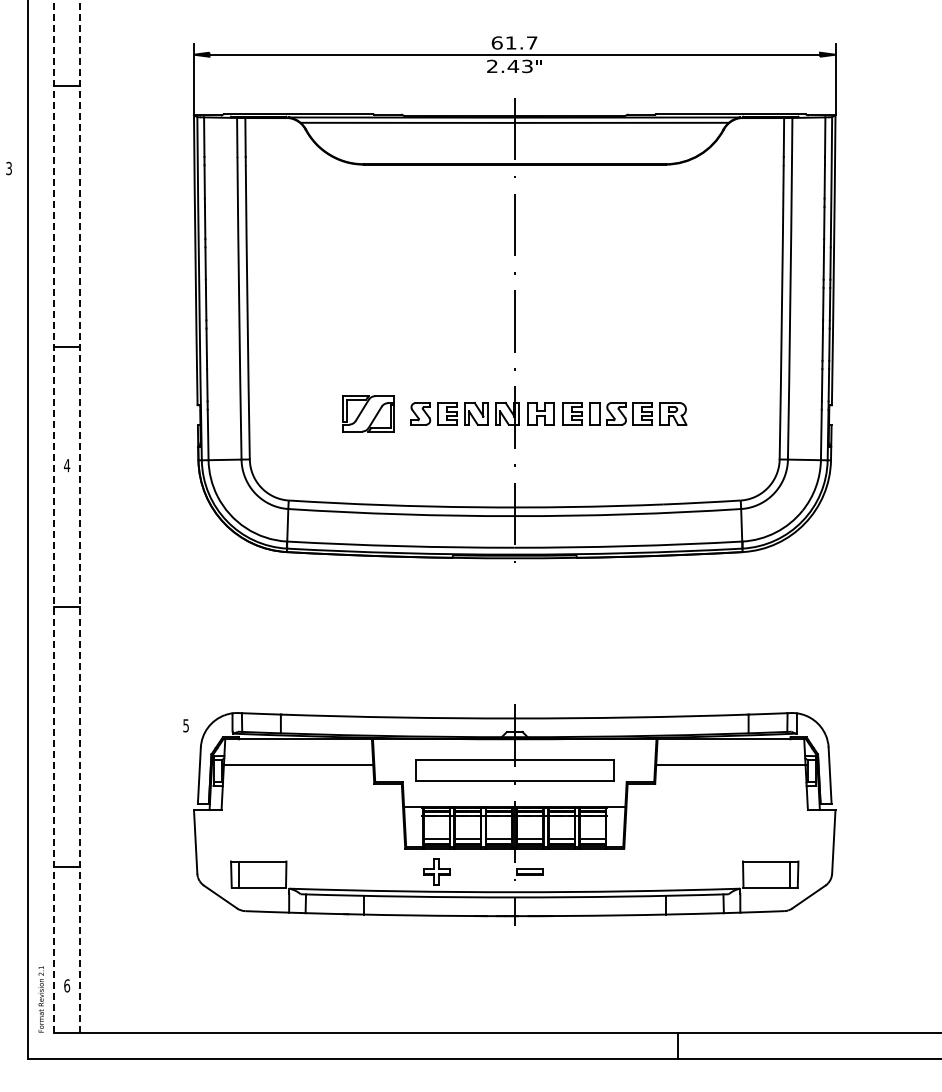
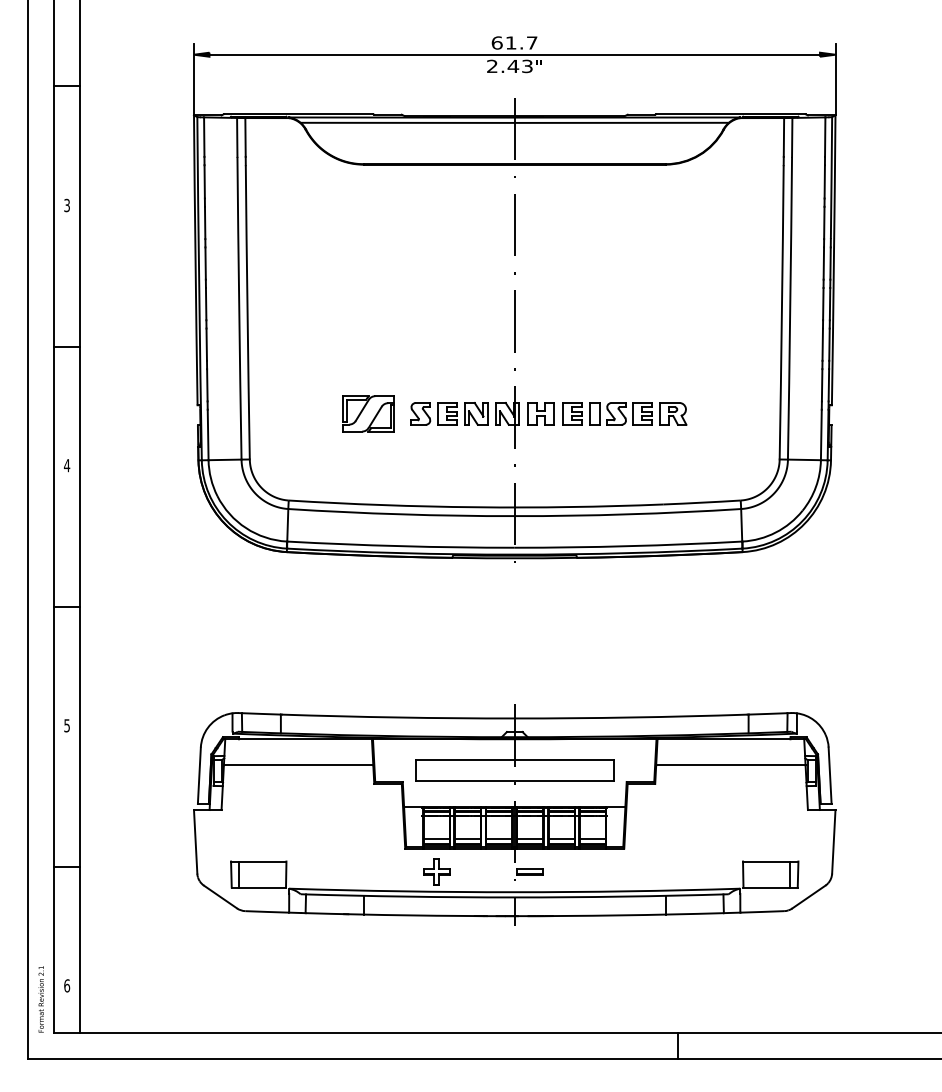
text position: (8, 168) -> (66, 205) (66, 205)
line: dashed -> solid (54, 516)
line: dashed -> solid (80, 516)
text position: (185, 725) -> (66, 725) (66, 725)
